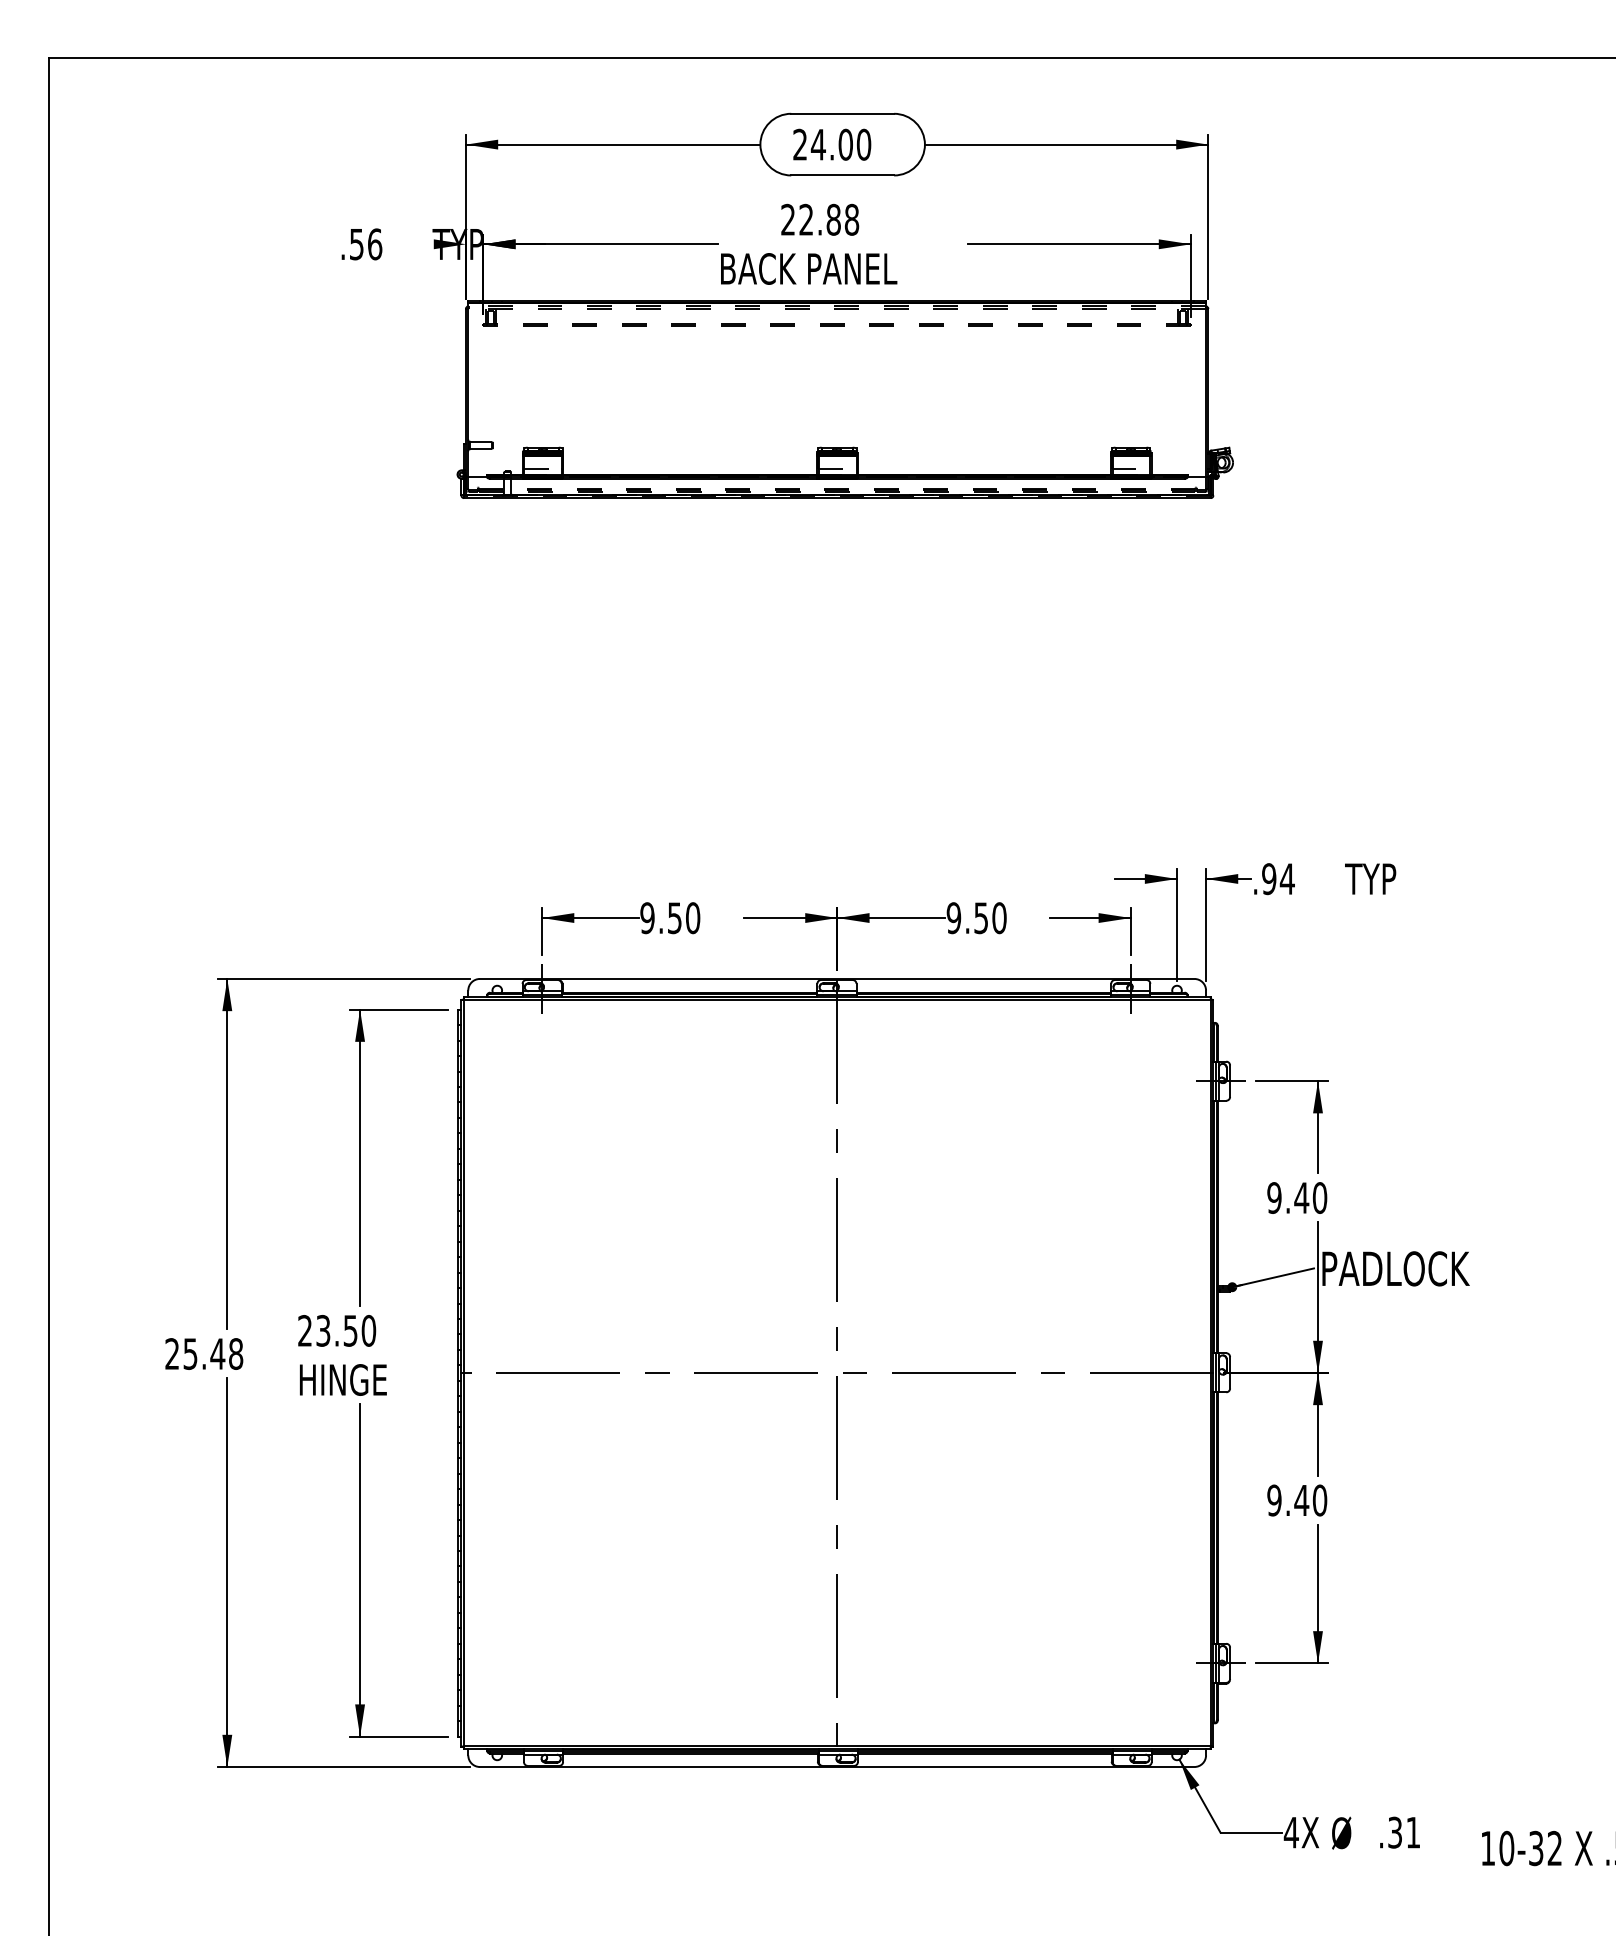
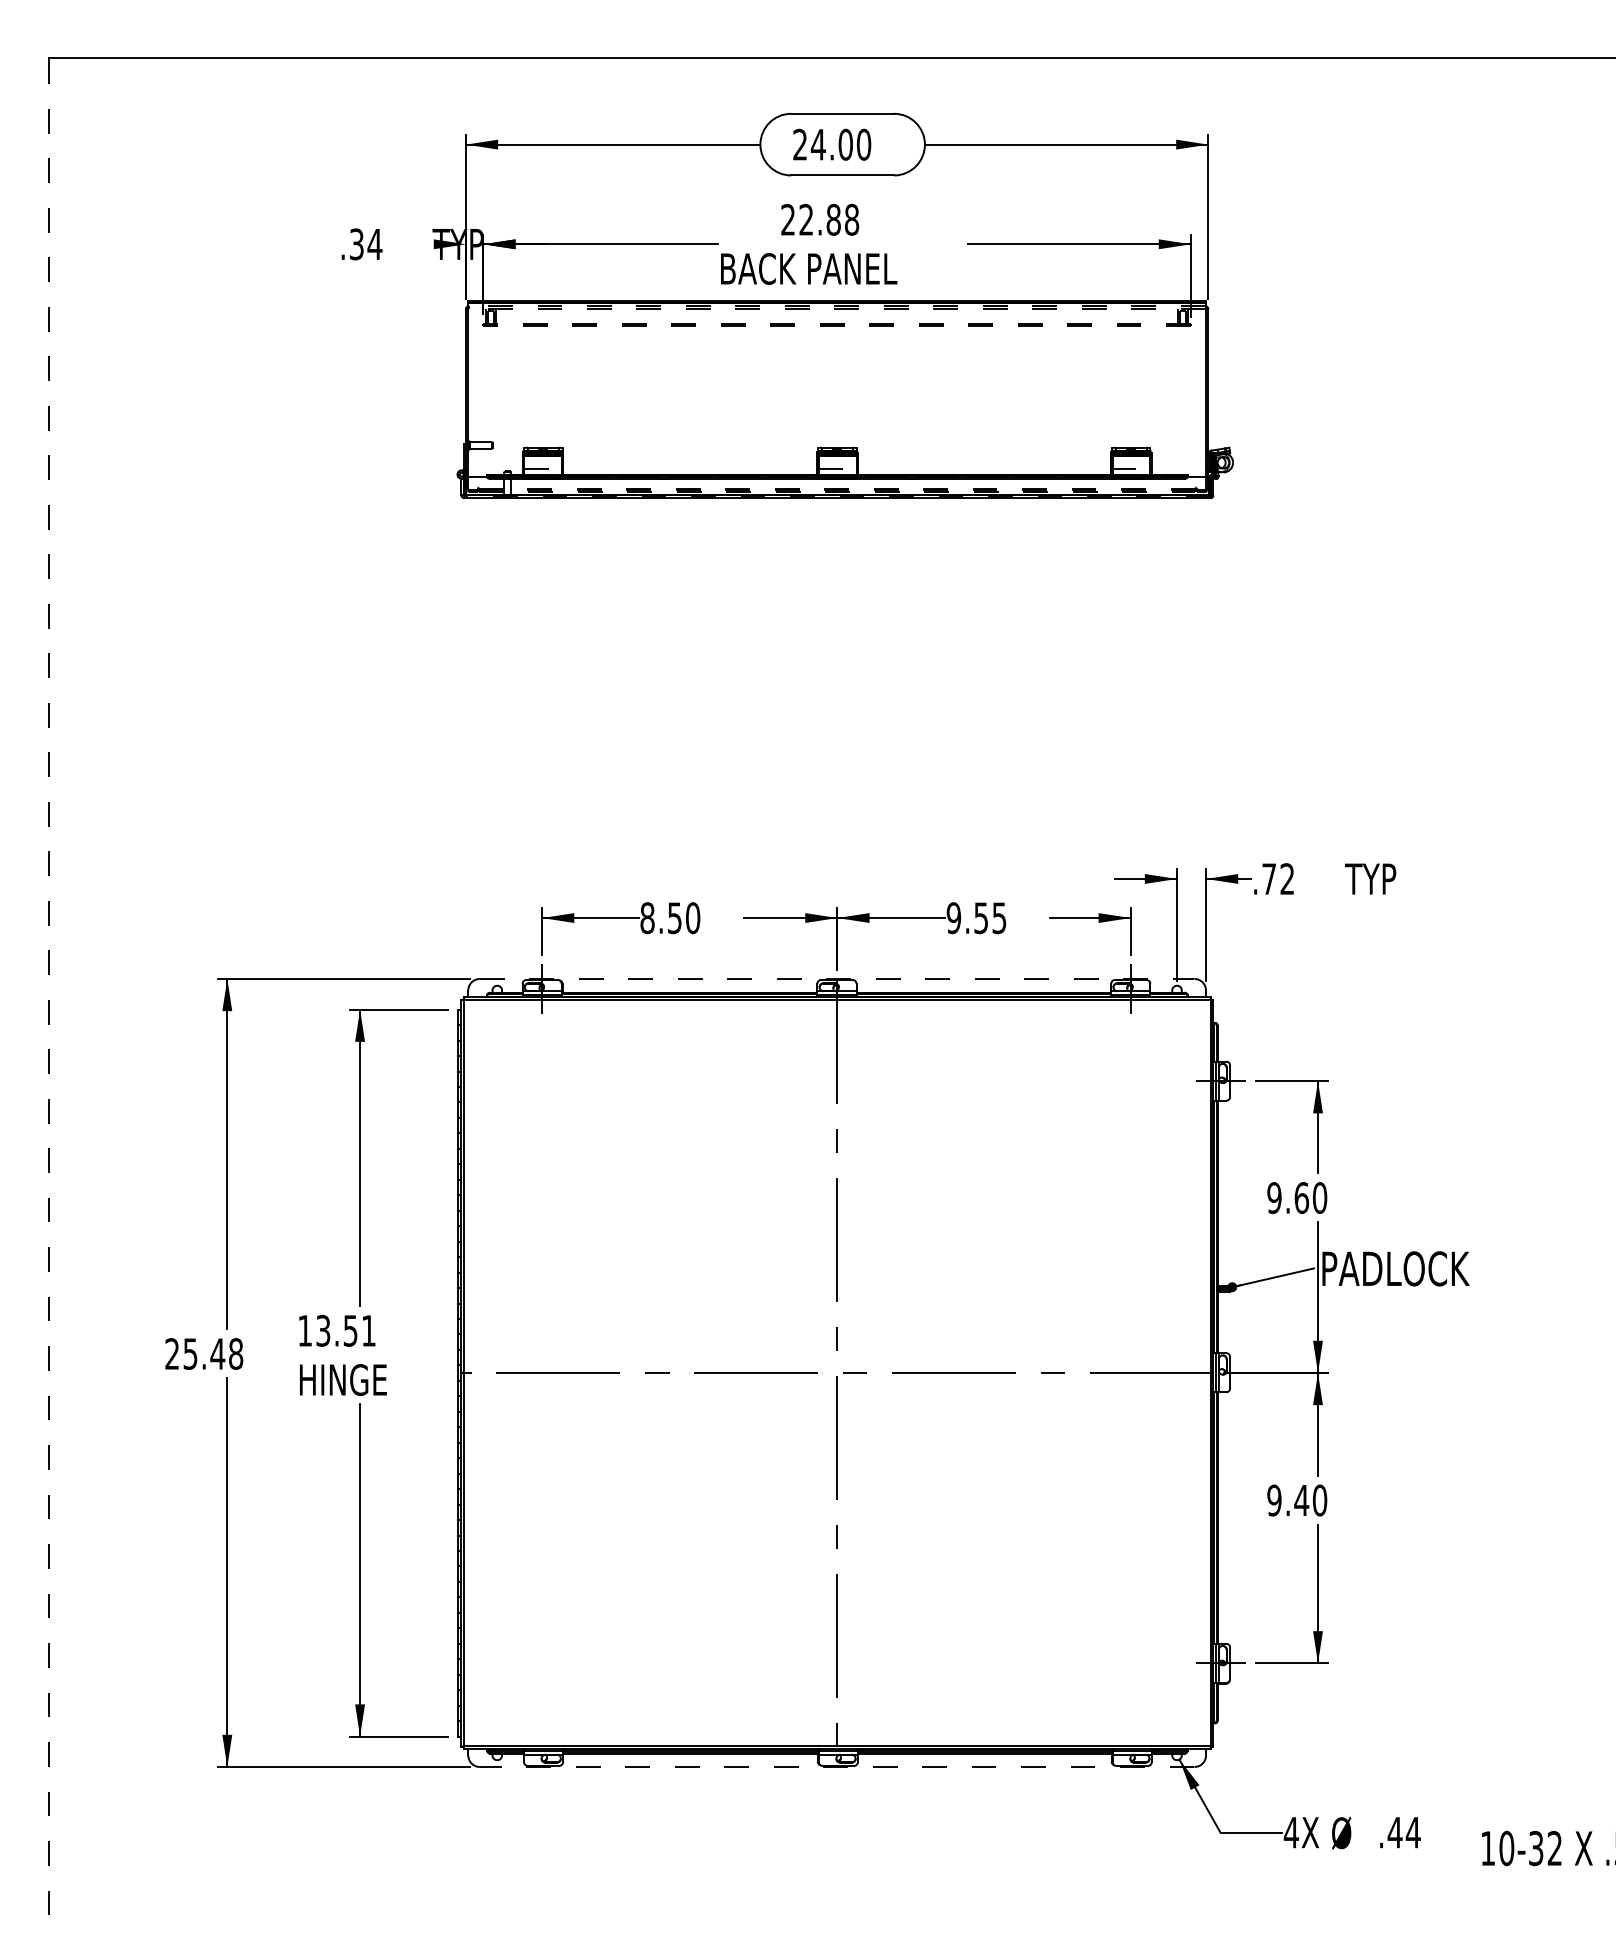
text: .56 -> .34 (366, 244)
text: .94 -> .72 (1278, 879)
text: 9.50 -> 8.50 (647, 918)
text: 9.50 -> 9.55 (999, 918)
line: solid -> dashed (837, 978)
line: solid -> dashed (48, 996)
text: 9.40 -> 9.60 (1301, 1197)
text: 23.50 -> 13.51 (337, 1330)
line: solid -> dashed (836, 1767)
text: .31 -> .44 (1403, 1832)
